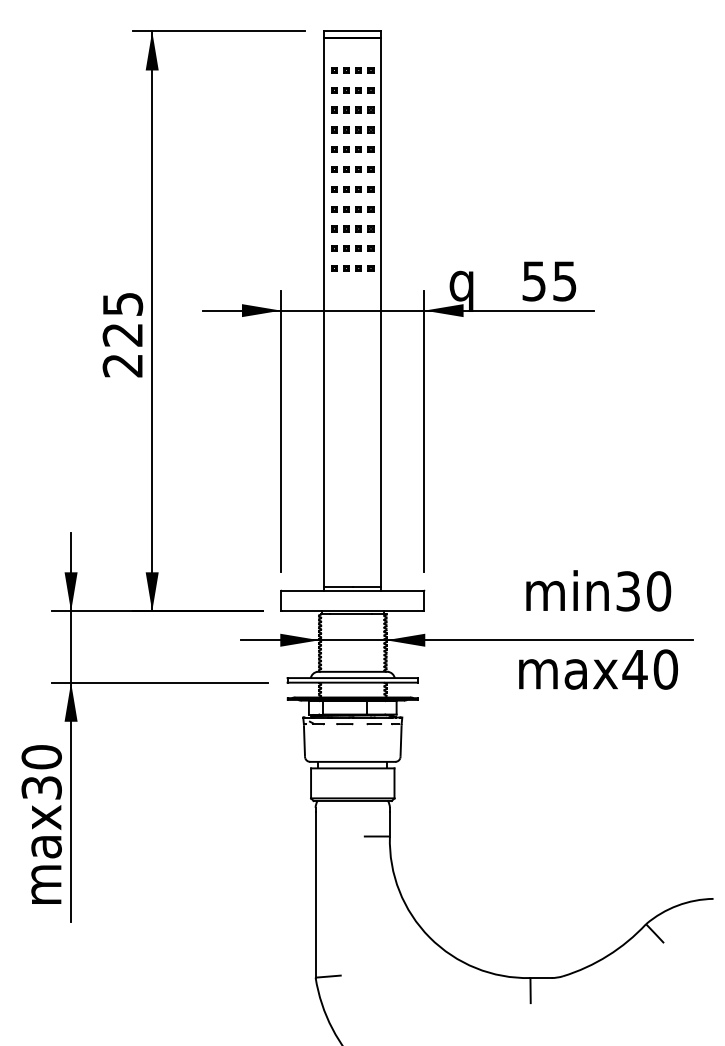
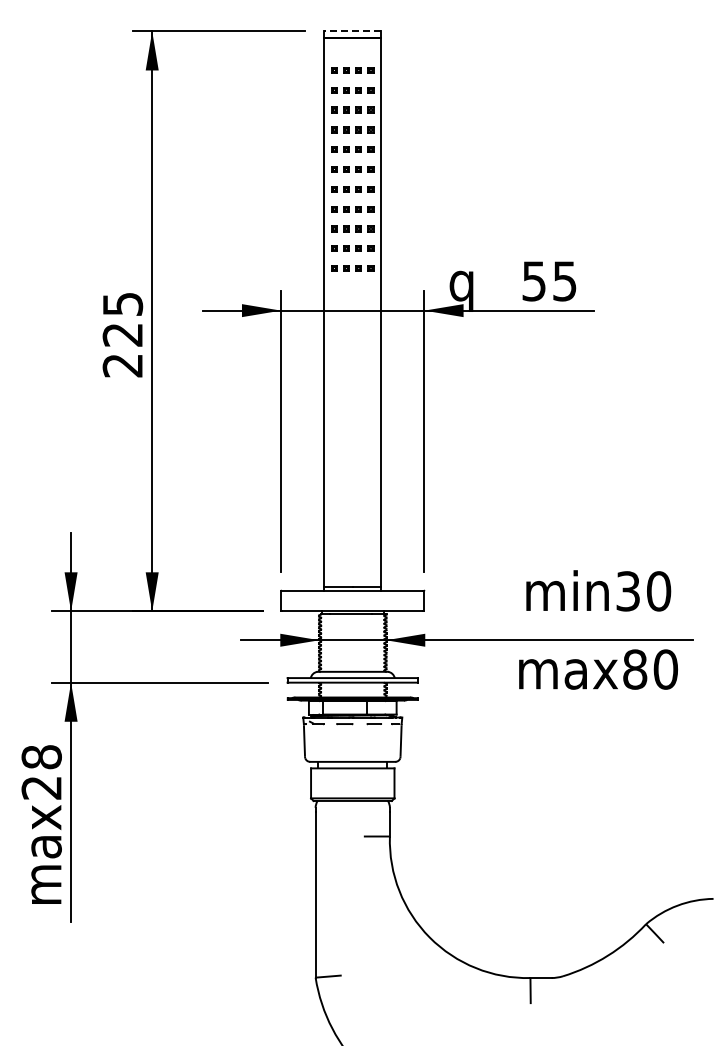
line: solid -> dashed (352, 31)
text: max40 -> max80 (634, 669)
text: max30 -> max28 (41, 772)
